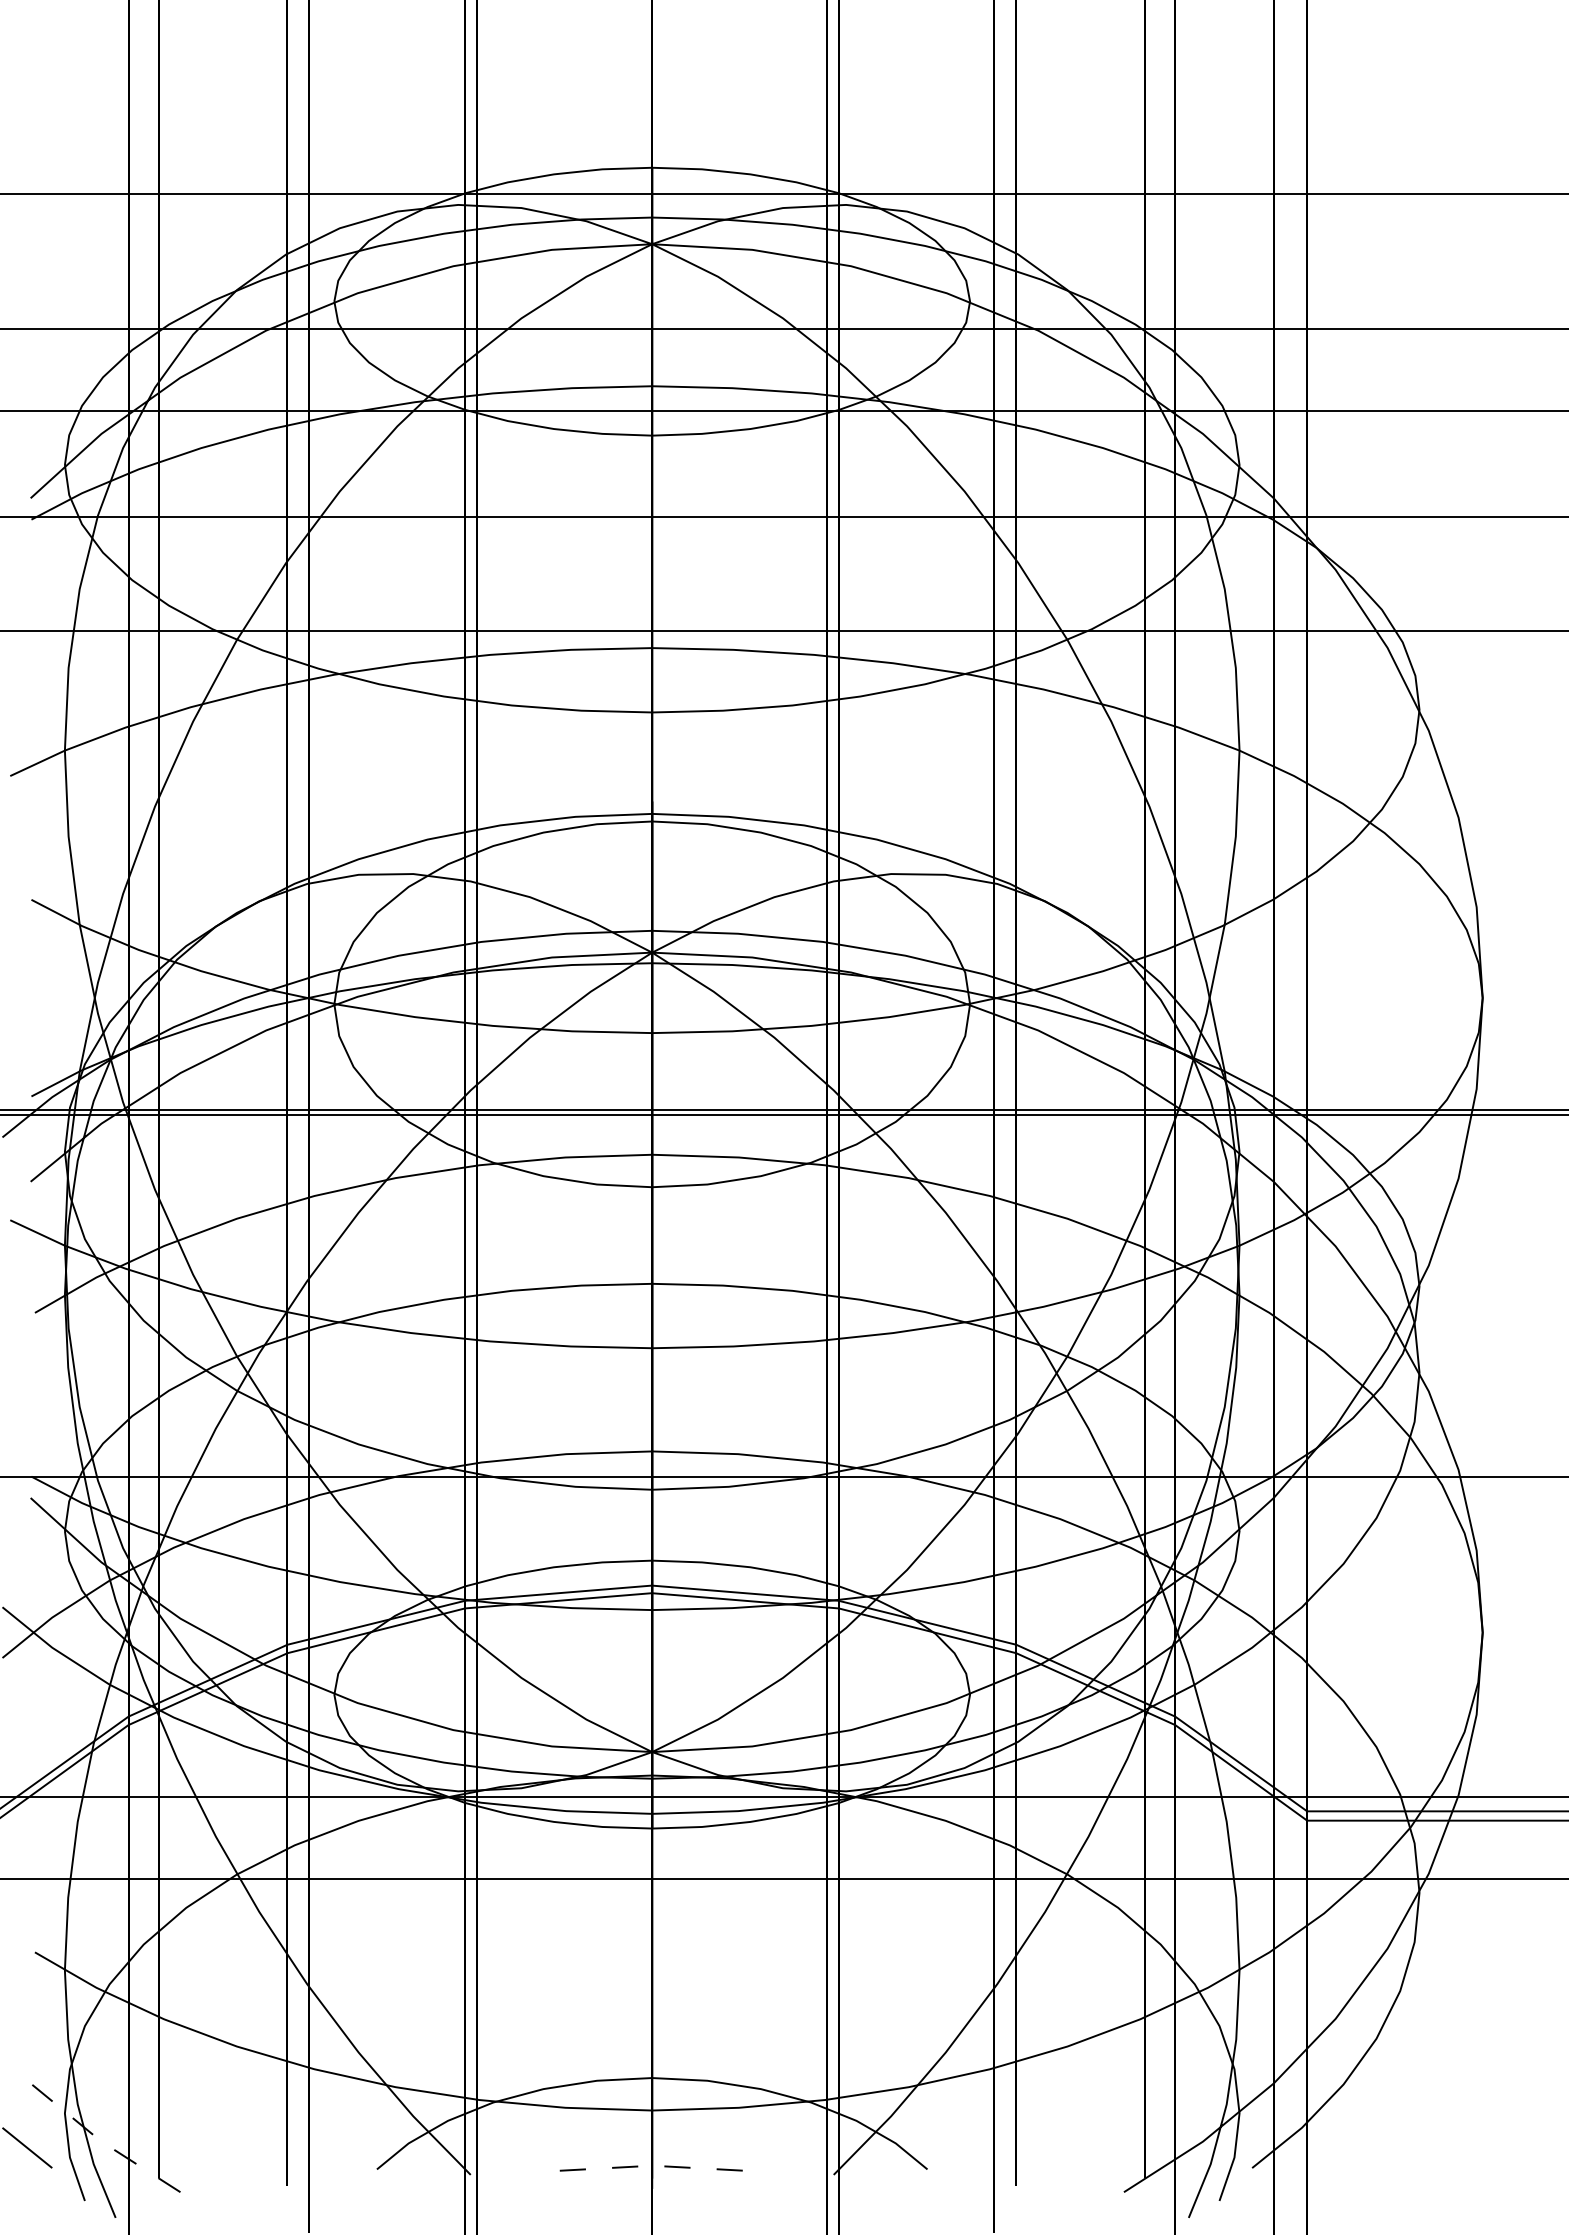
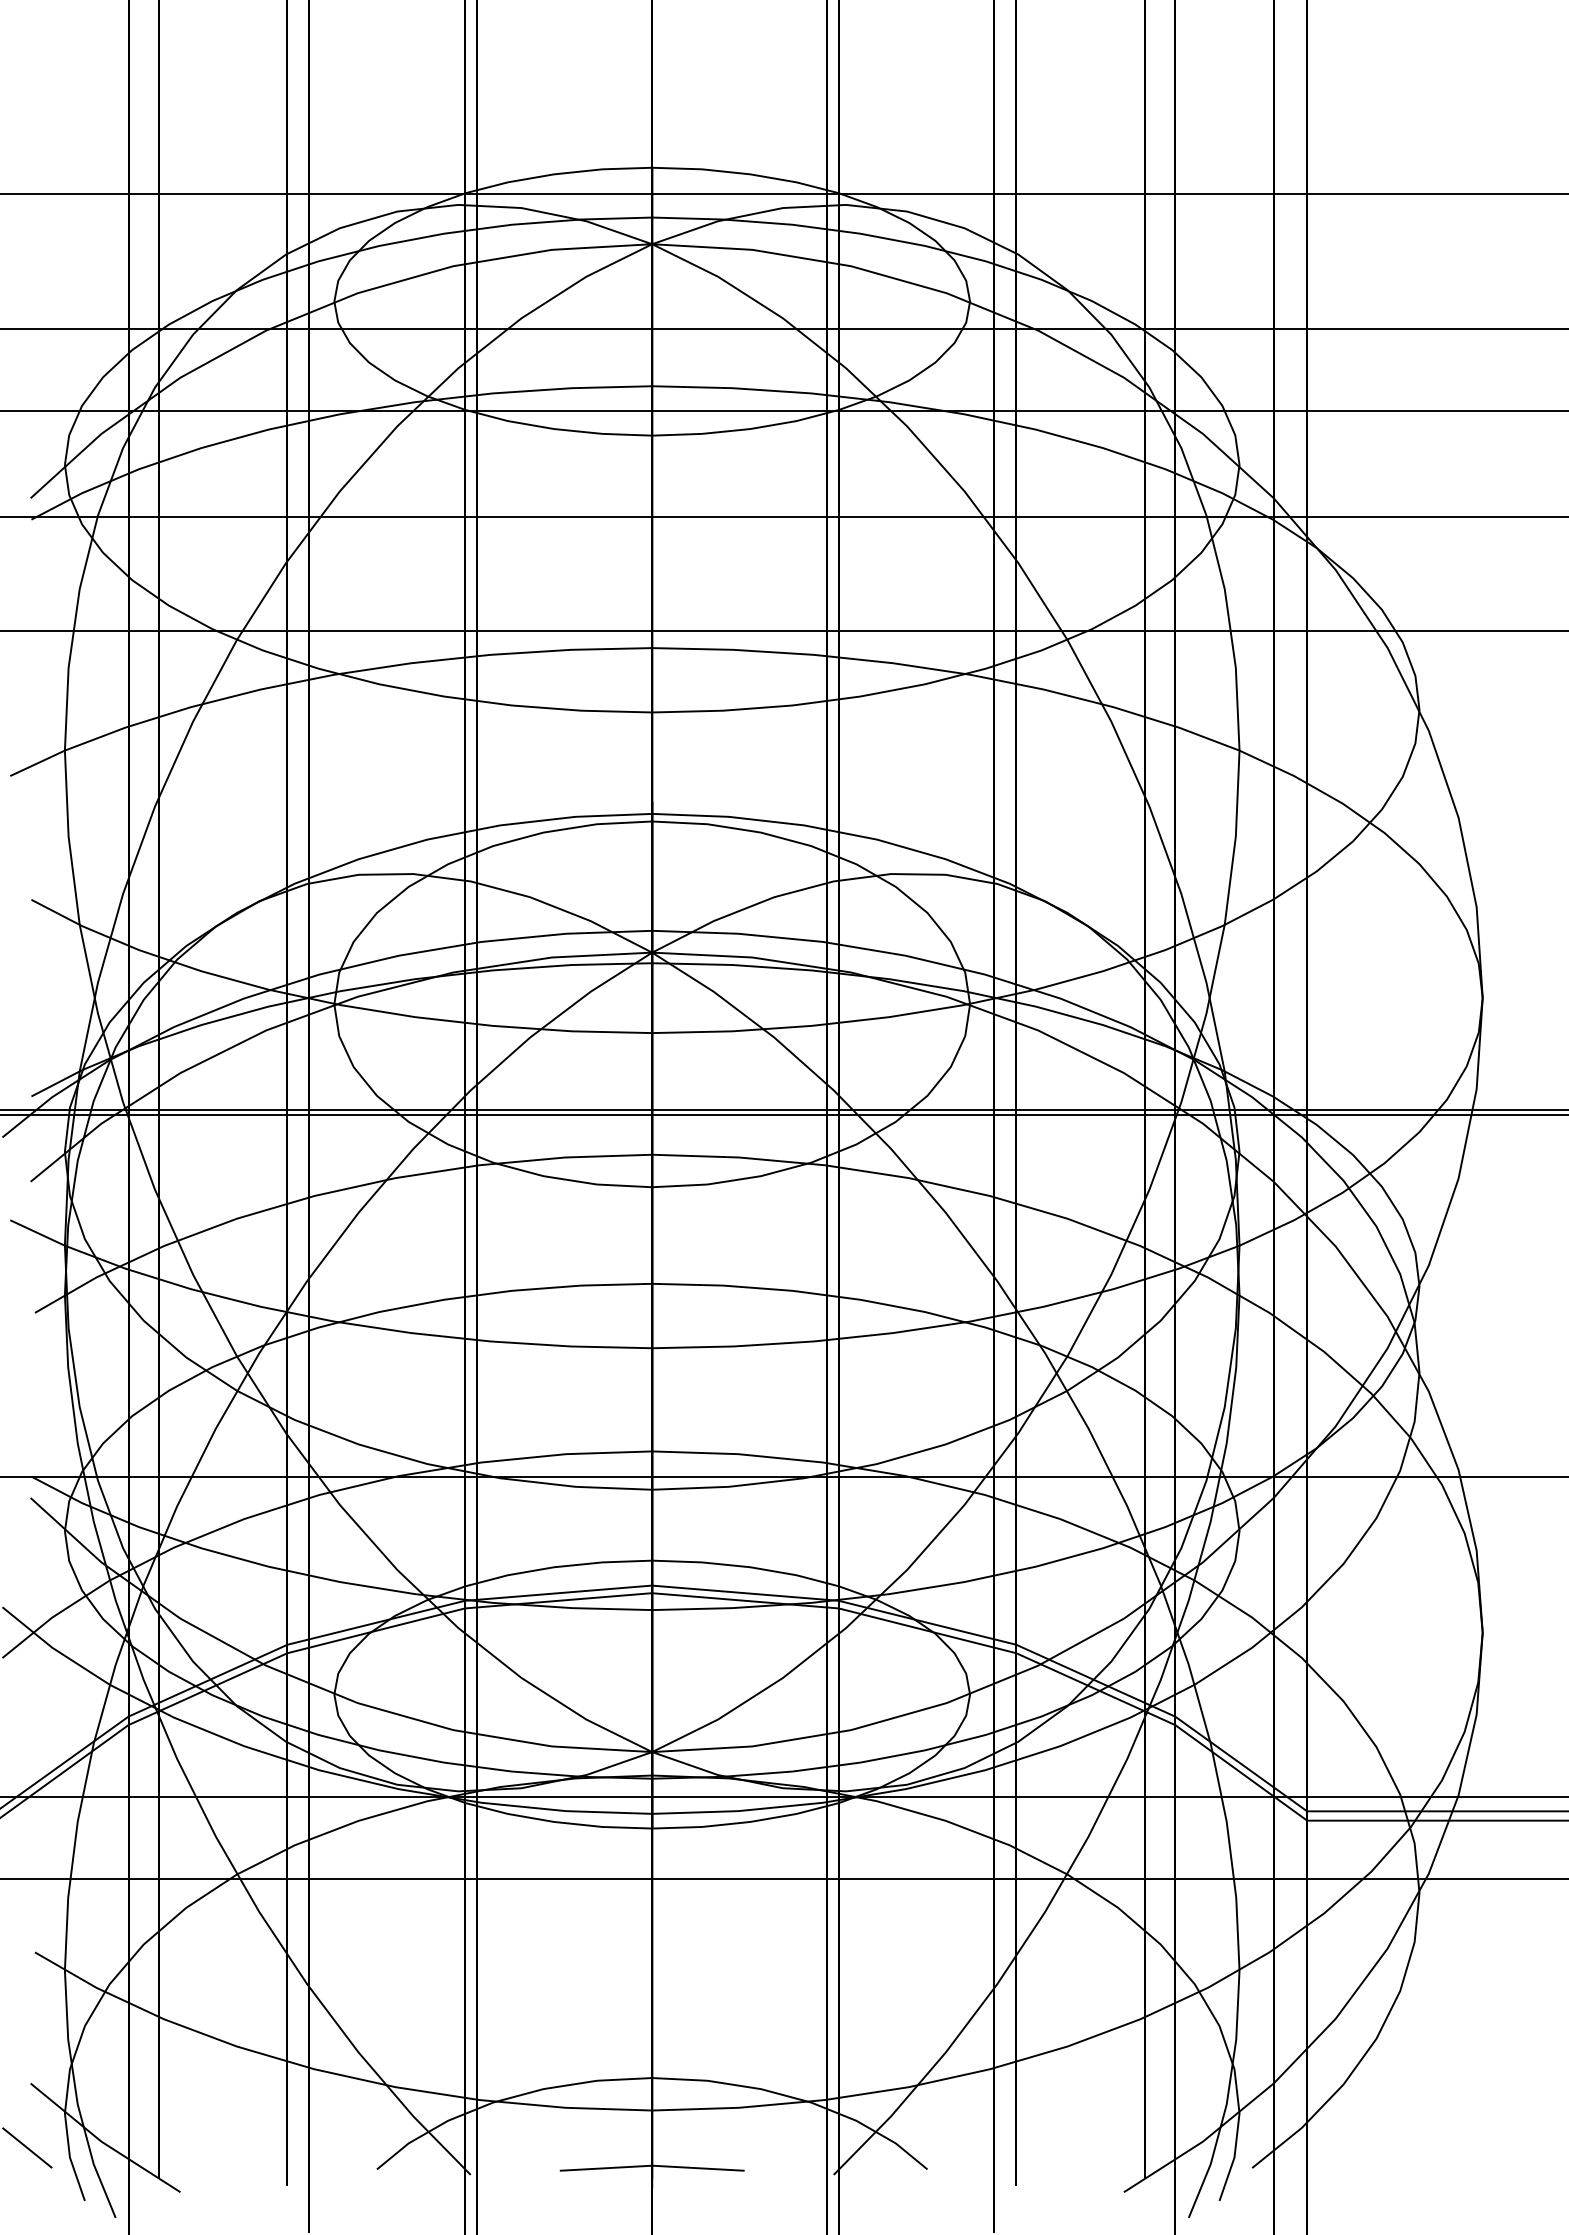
line: dashed -> solid (101, 2141)
line: dashed -> solid (652, 2165)
